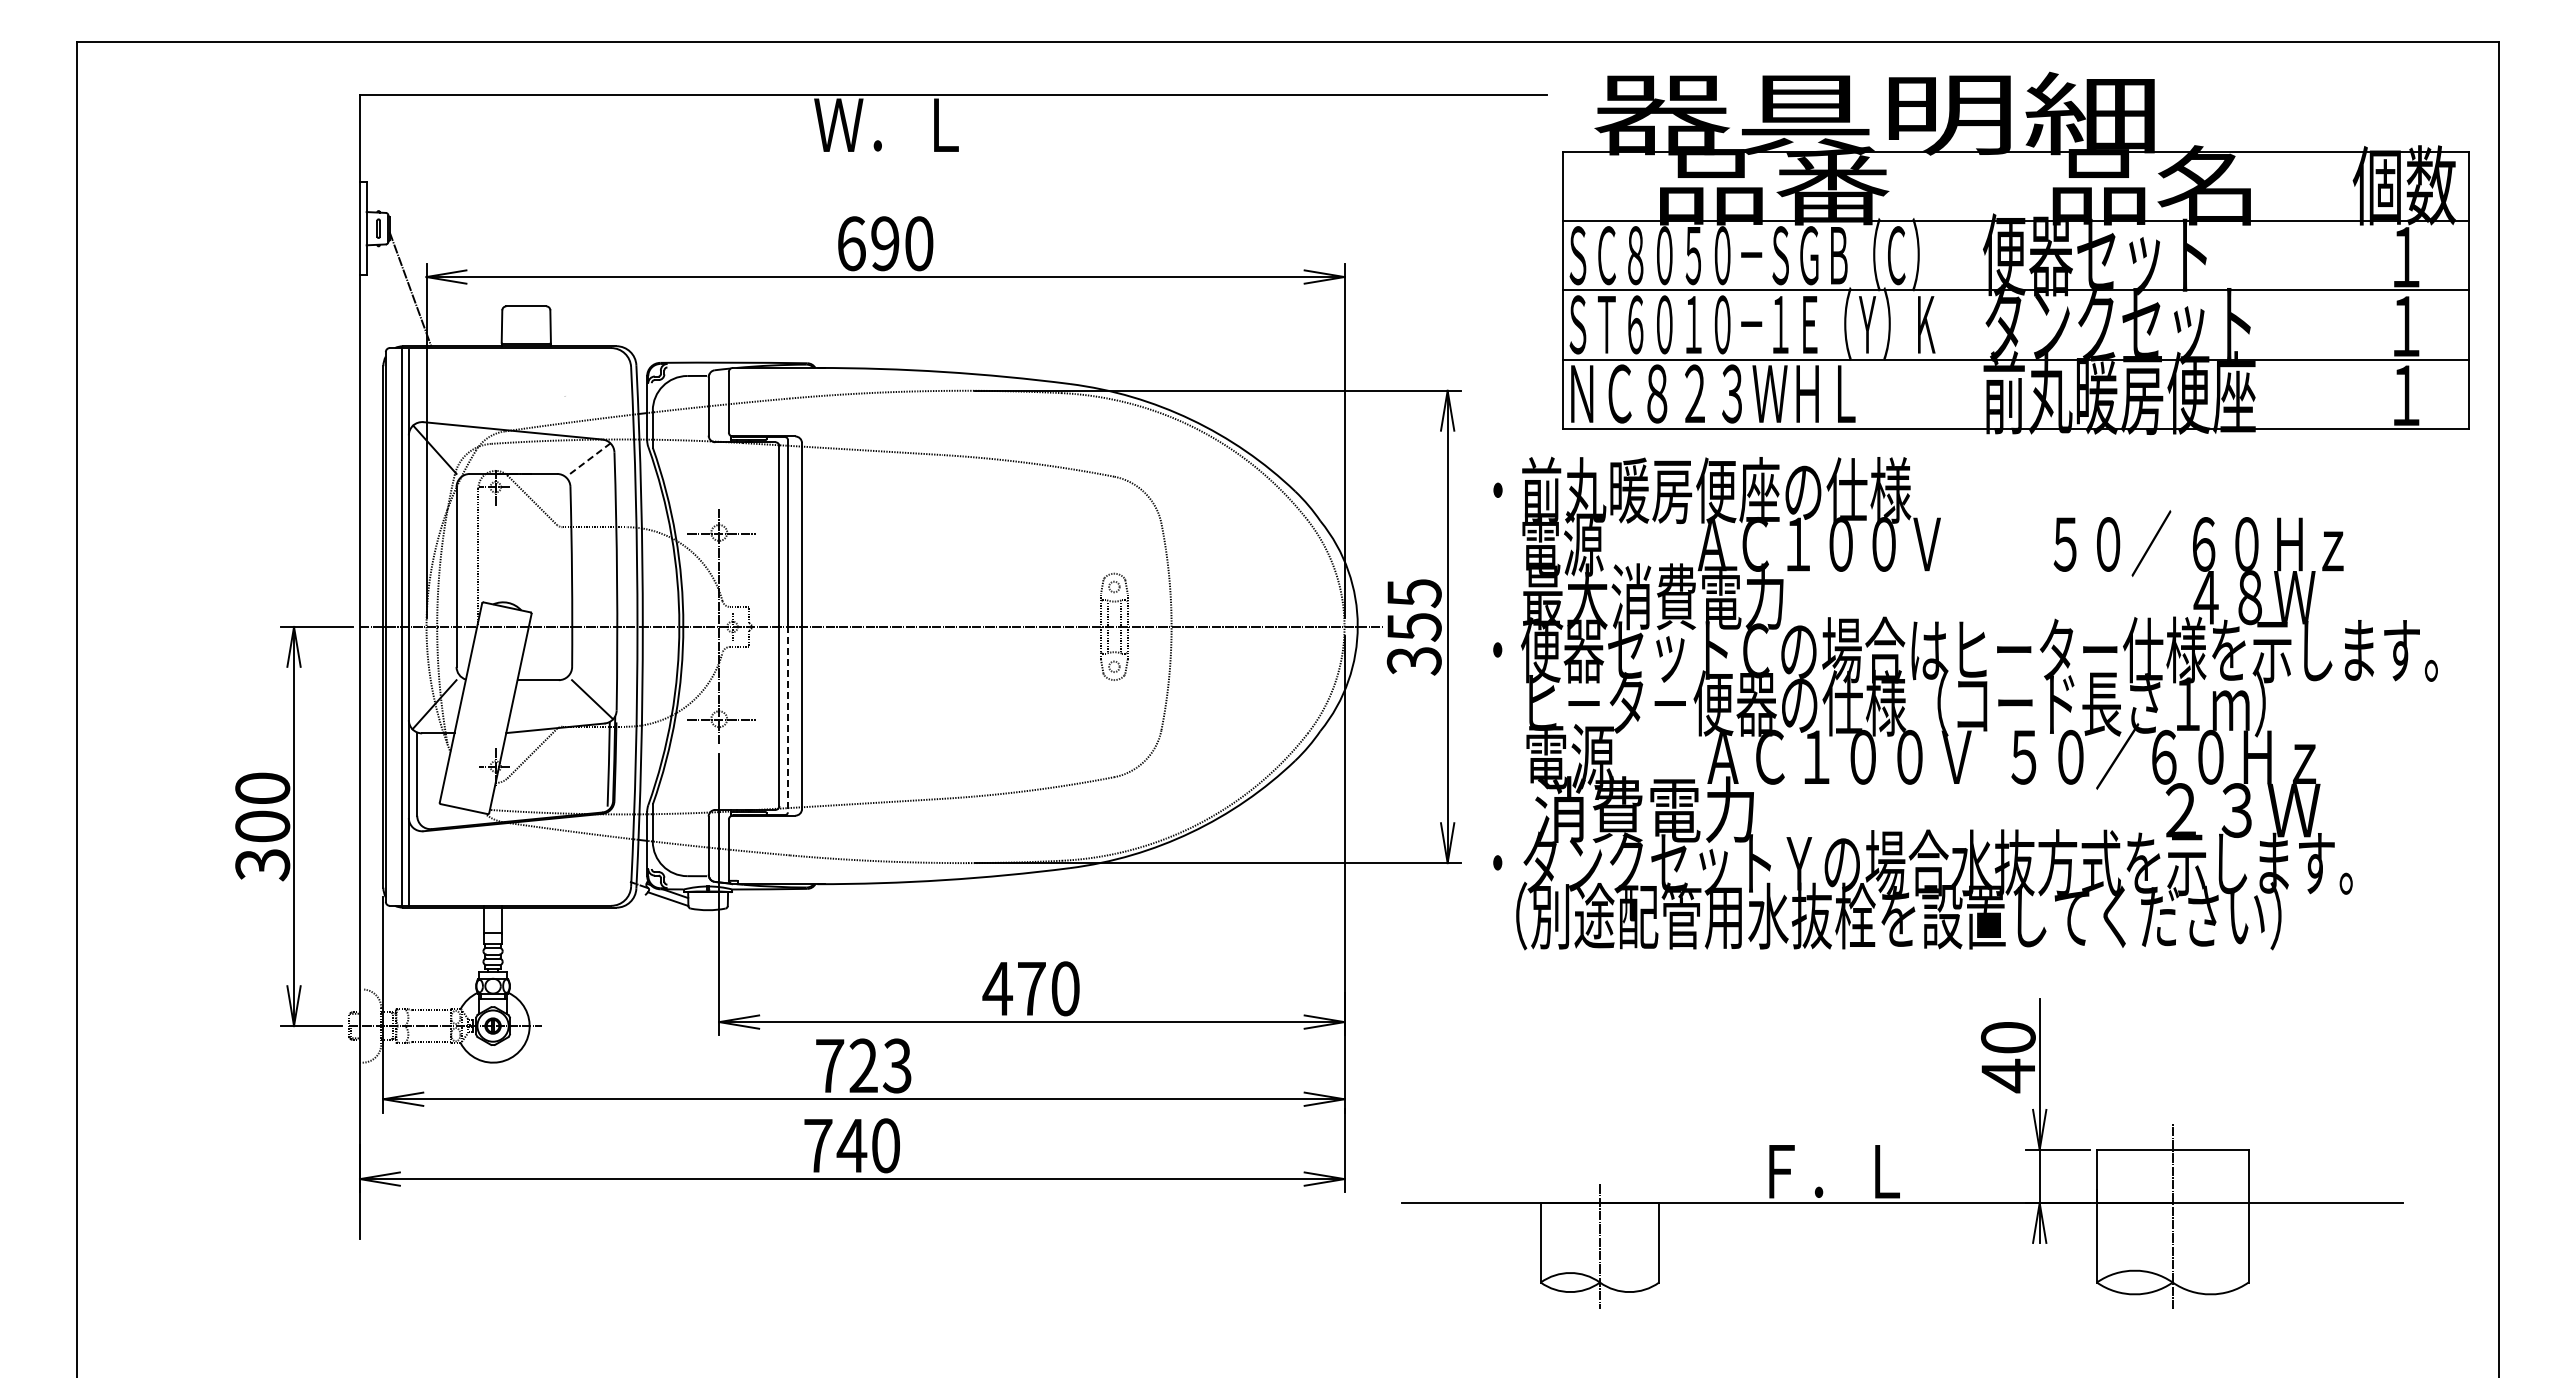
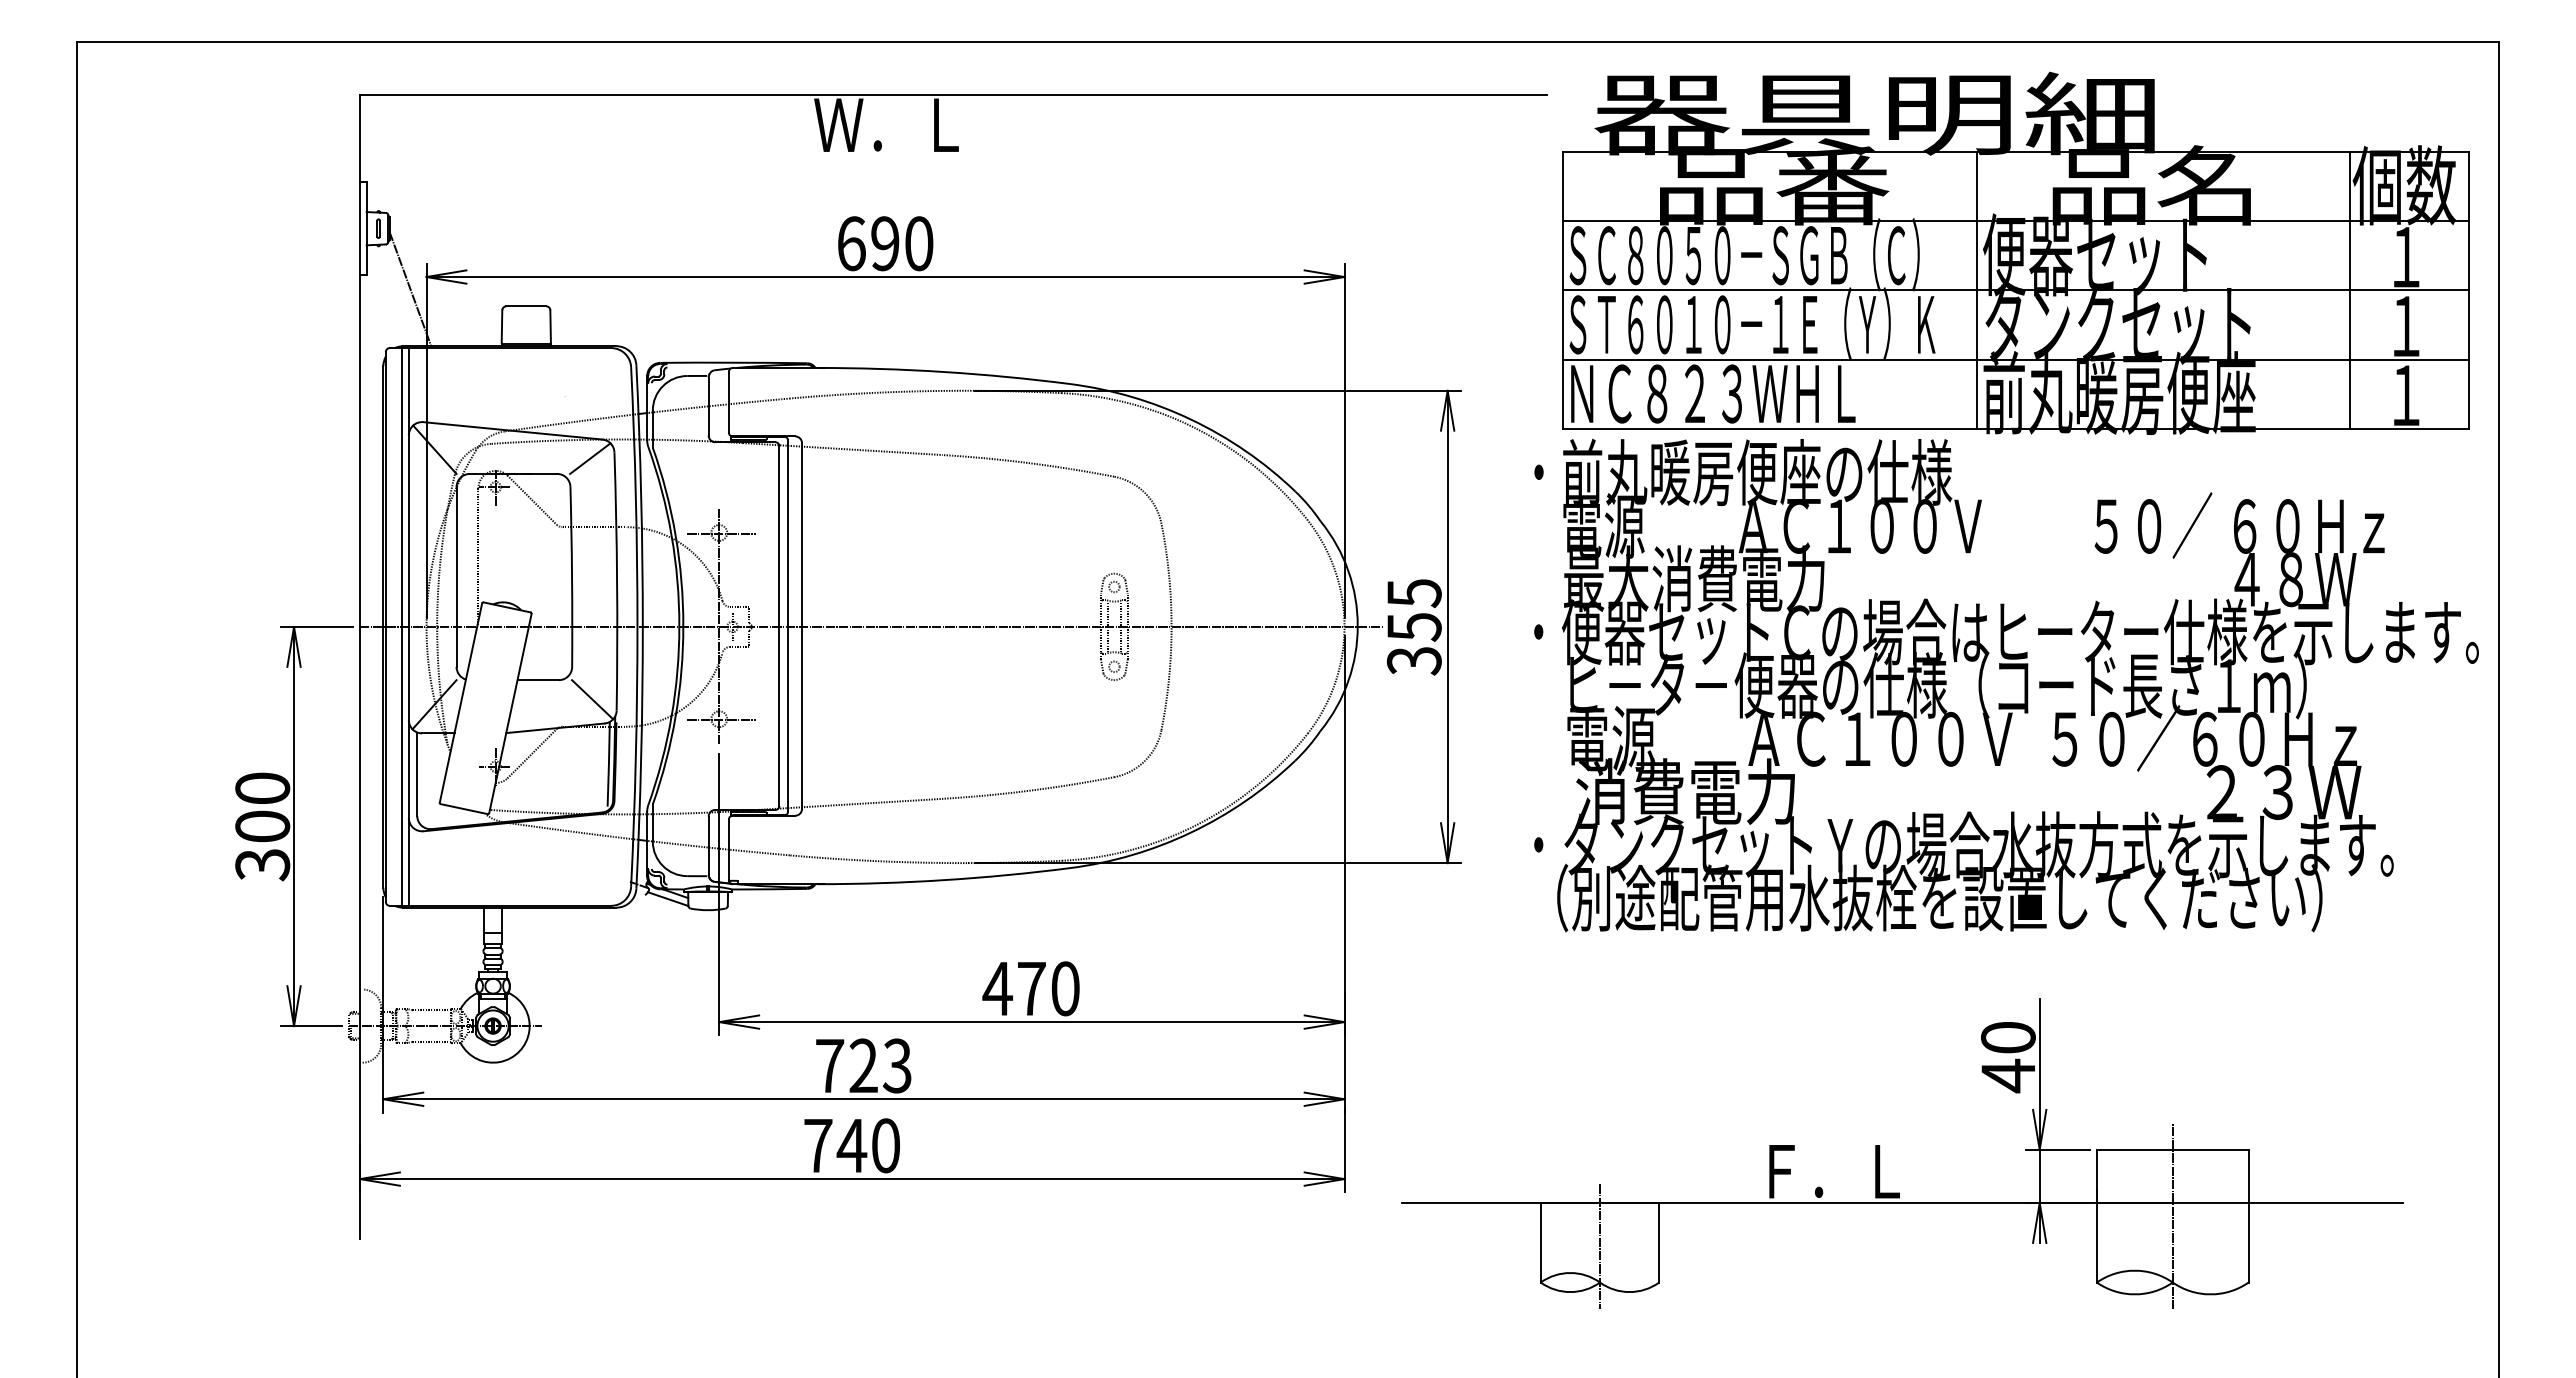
line: none -> present (1977, 289)
line: none -> present (2349, 289)
line: dashed -> solid (590, 458)
text position: (1965, 703) -> (2006, 685) (2006, 685)
line: dashed -> solid (787, 719)
